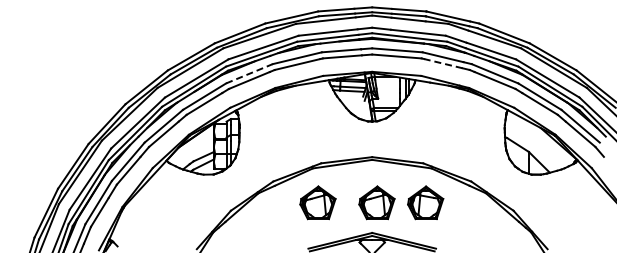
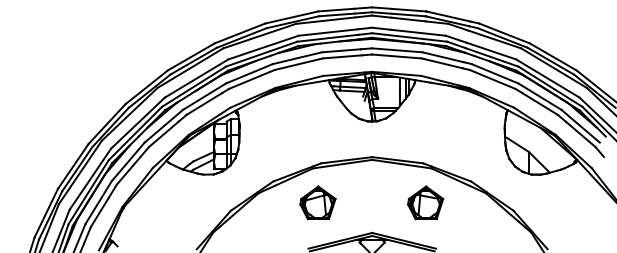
line: dashed -> solid (443, 63)
line: dashed -> solid (249, 73)
part: present -> none (376, 202)
